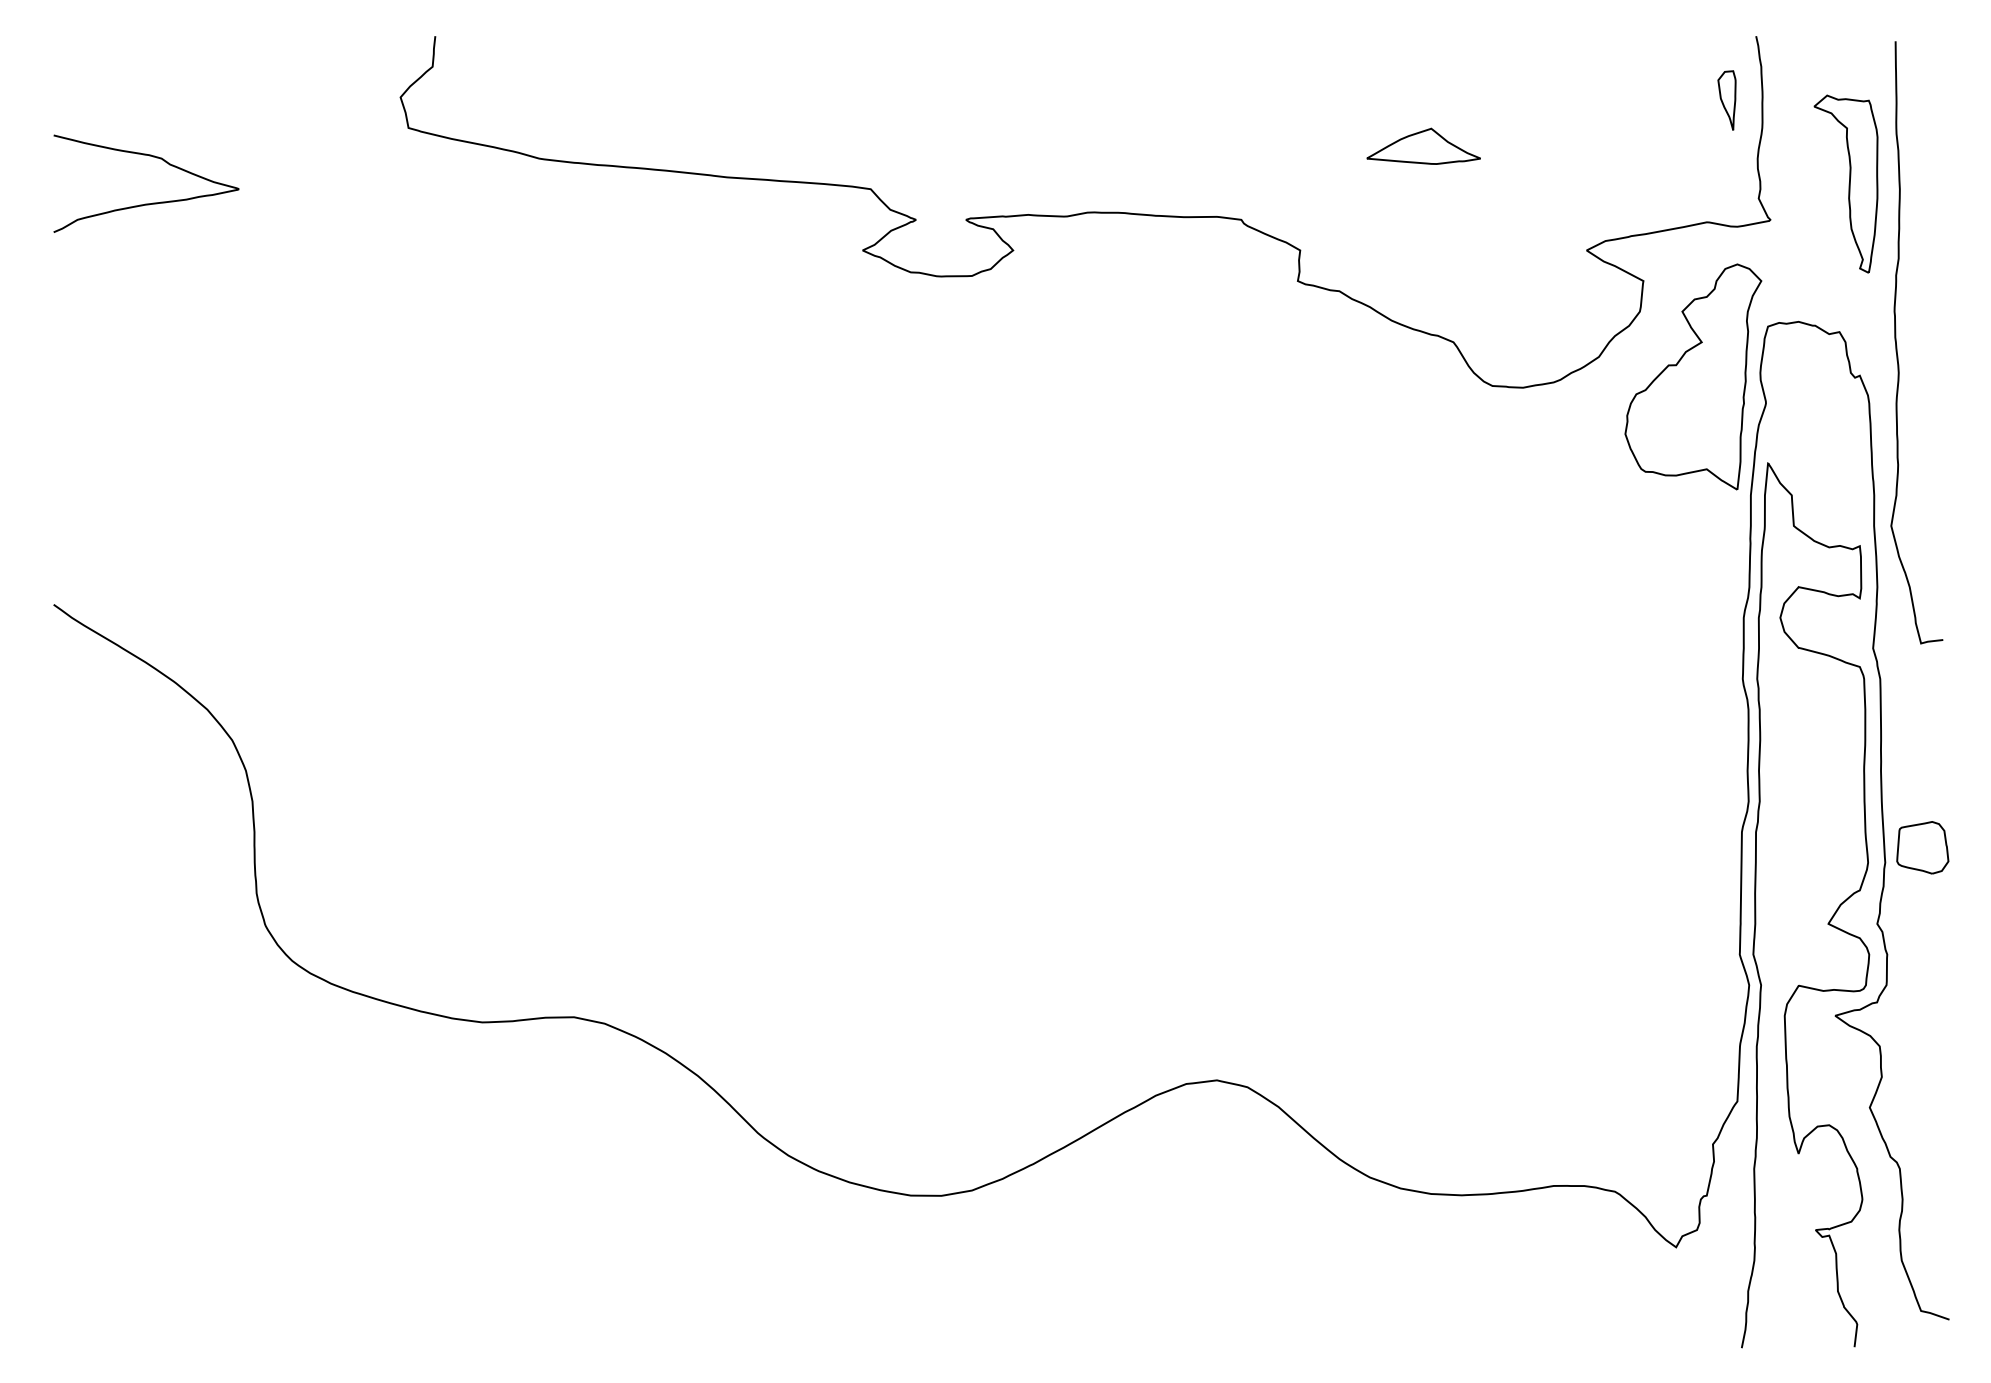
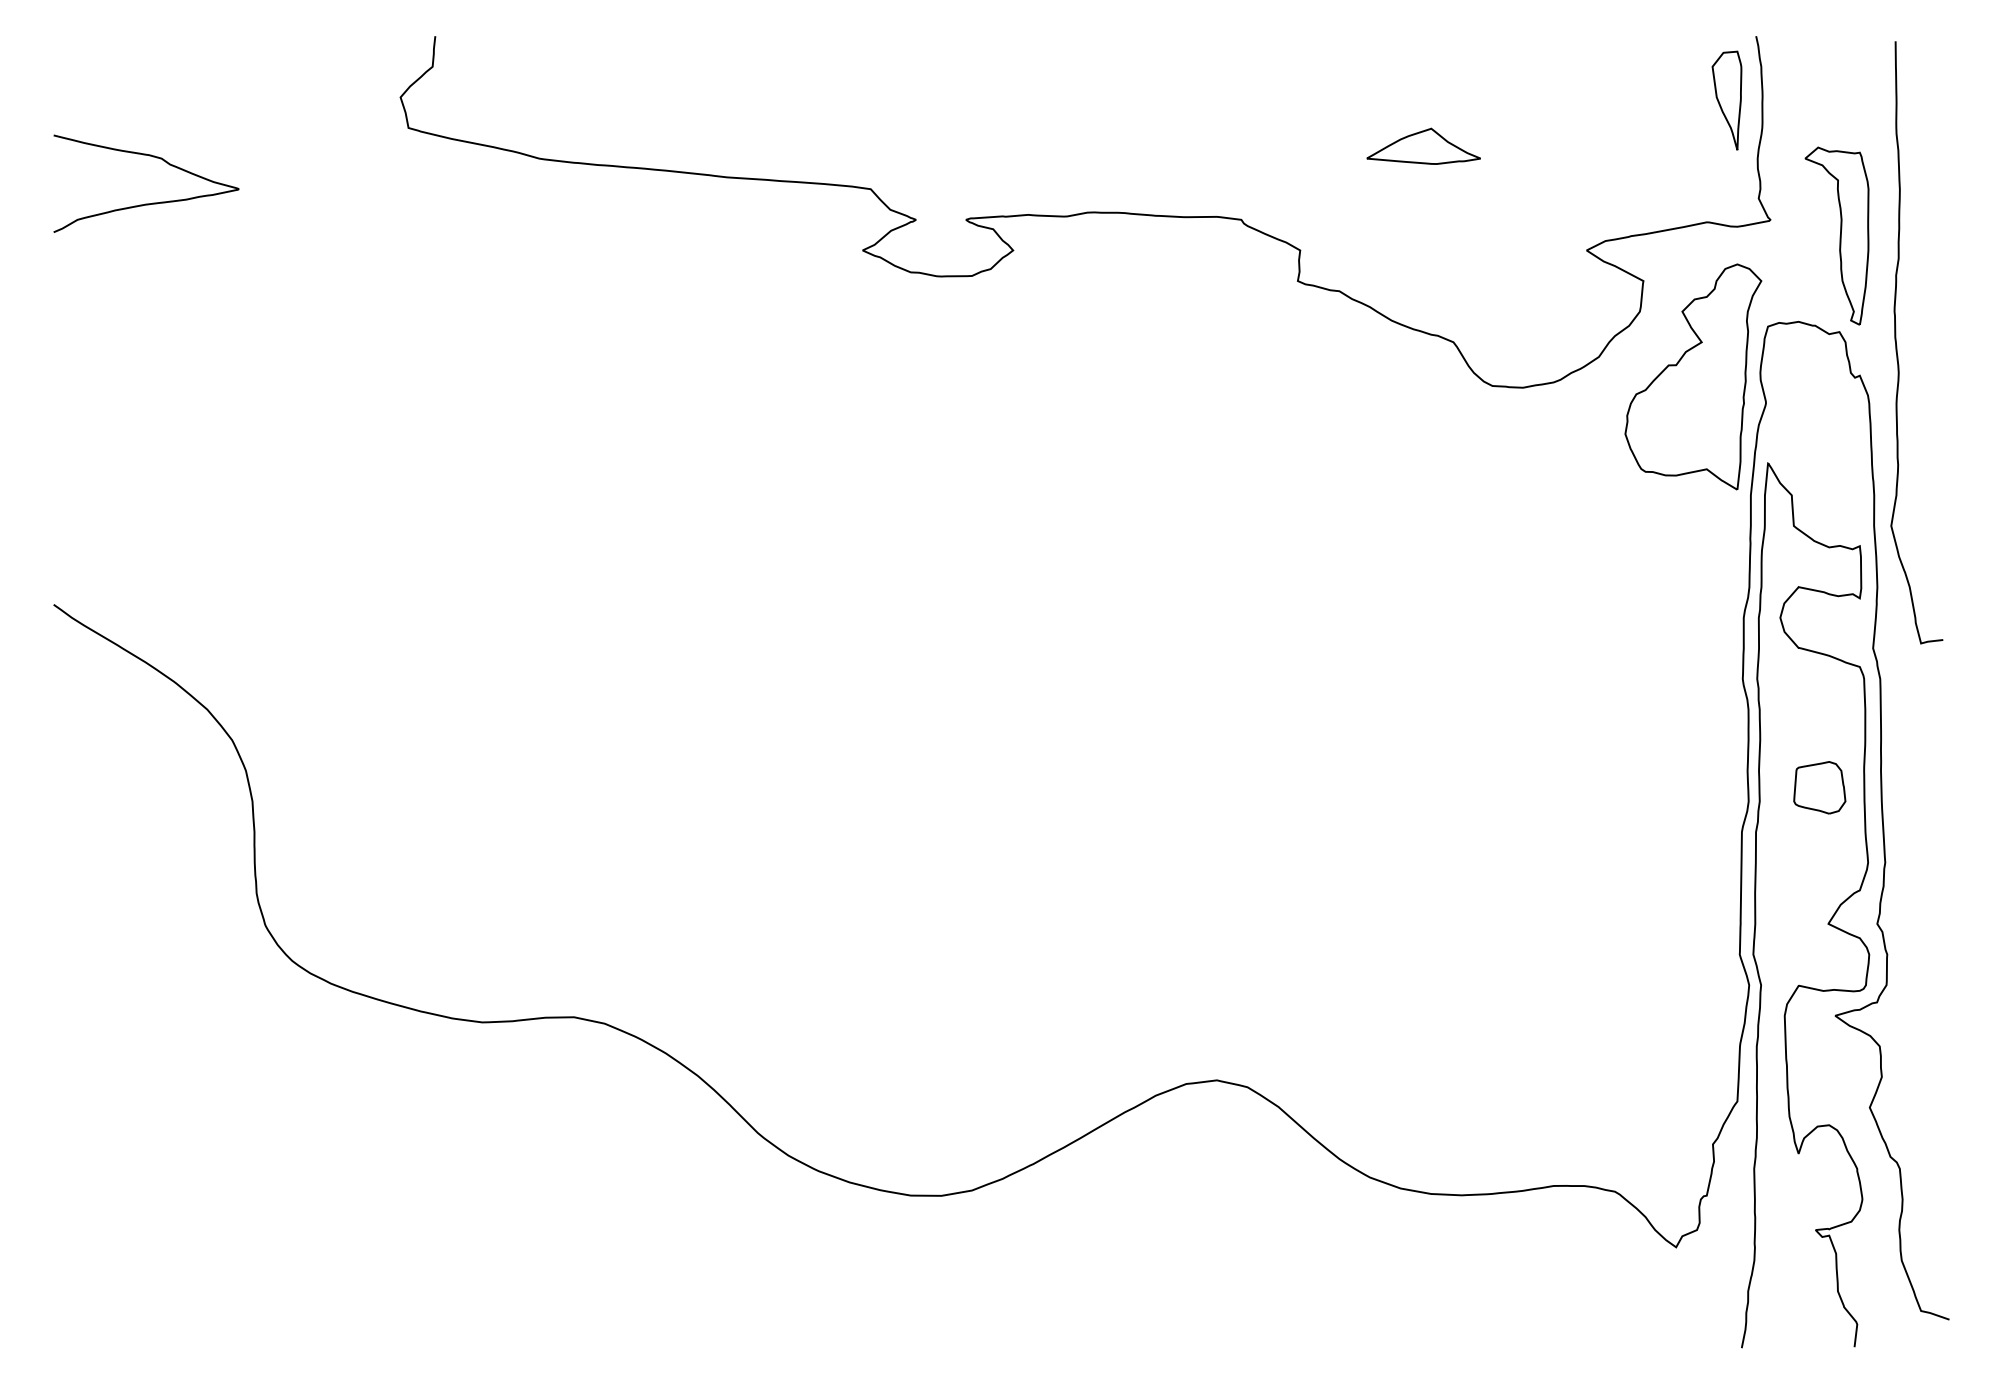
part size: 20x61 px -> 32x101 px (1726, 100)
part position: (1845, 183) -> (1836, 235) (1836, 235)
part position: (1922, 847) -> (1819, 787) (1819, 787)
